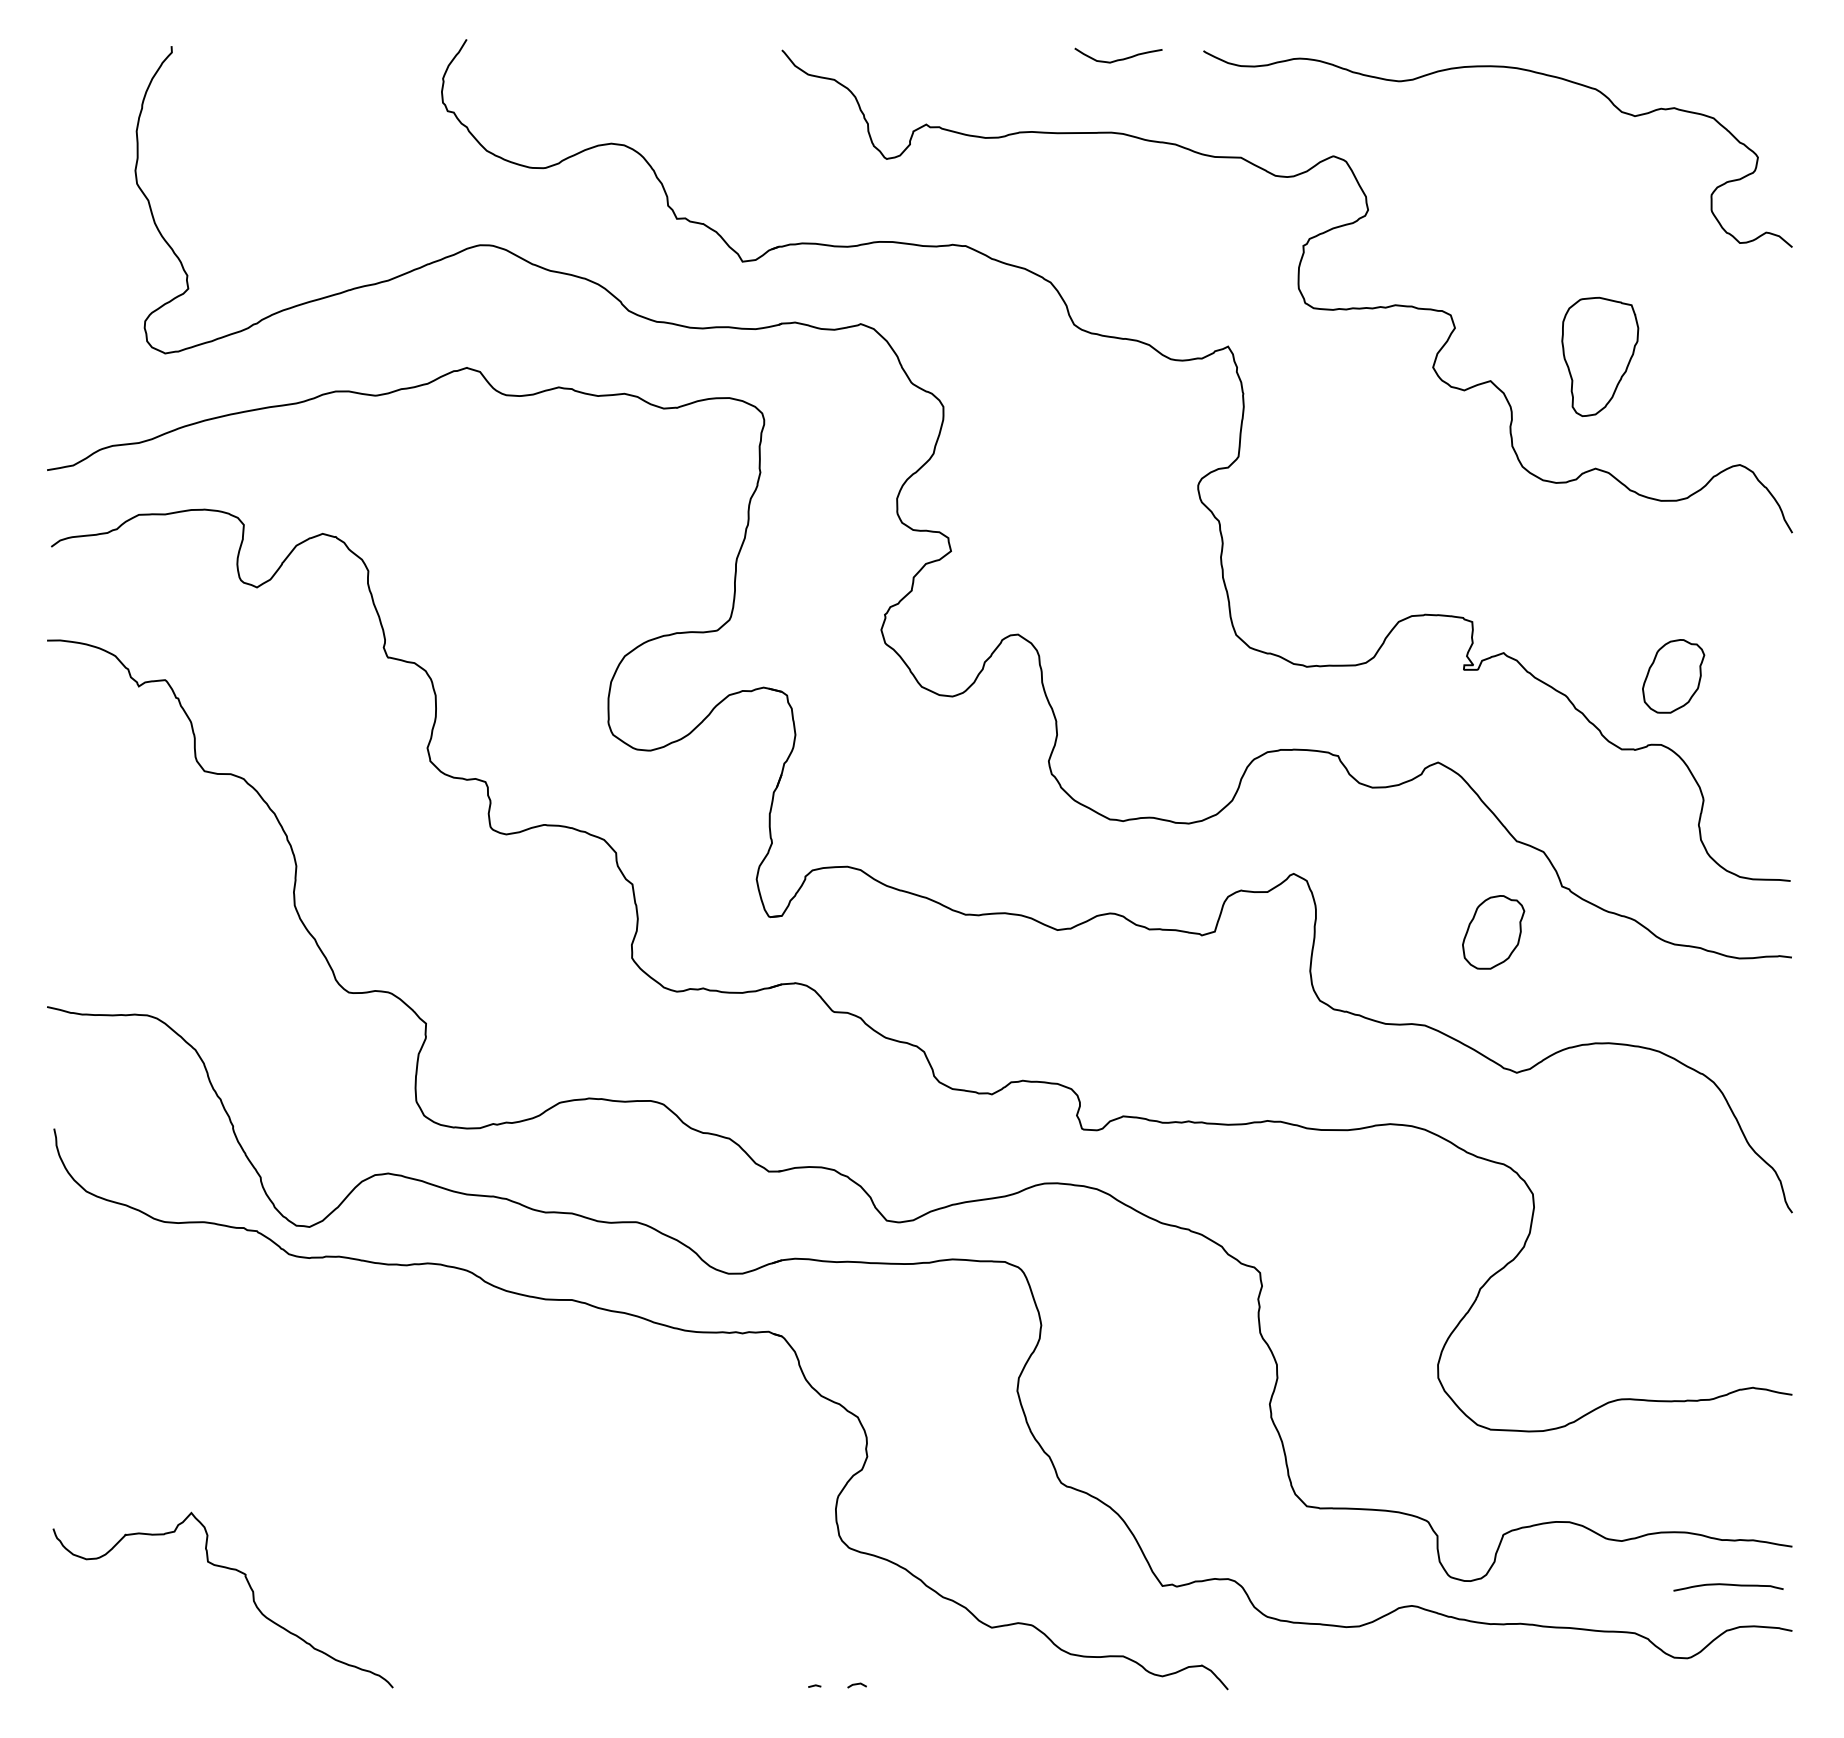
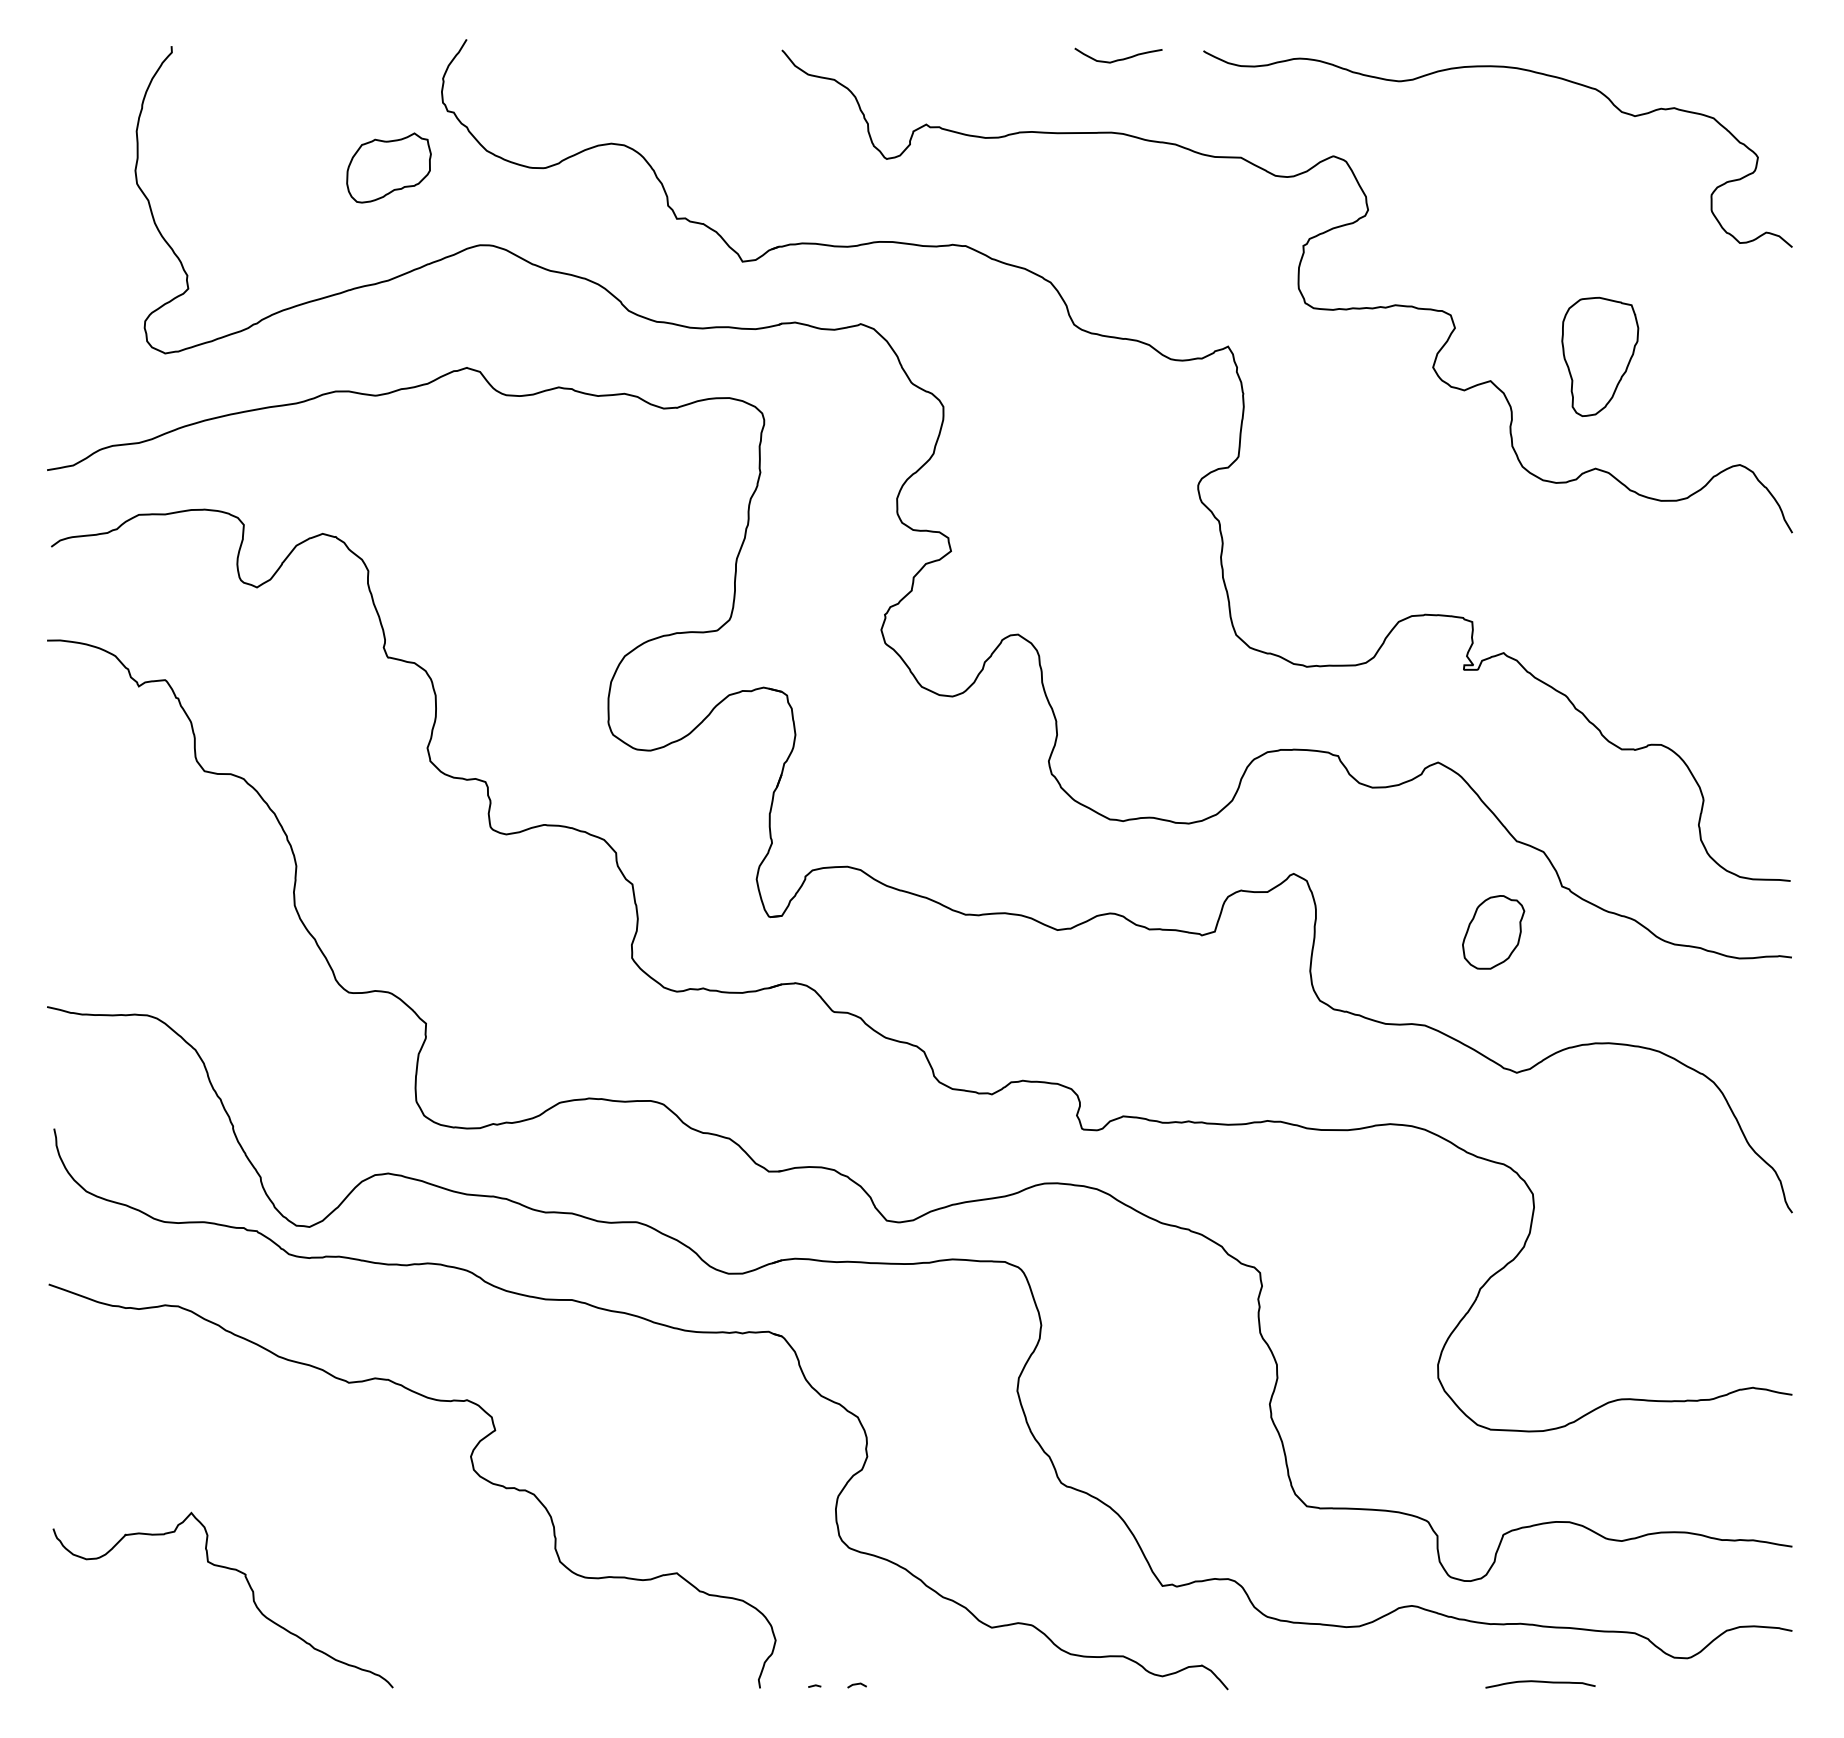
part: none -> present (388, 167)
part: present -> none (1673, 676)
curve: none -> present (472, 1469)
curve position: (1728, 1585) -> (1540, 1682) (1540, 1682)
